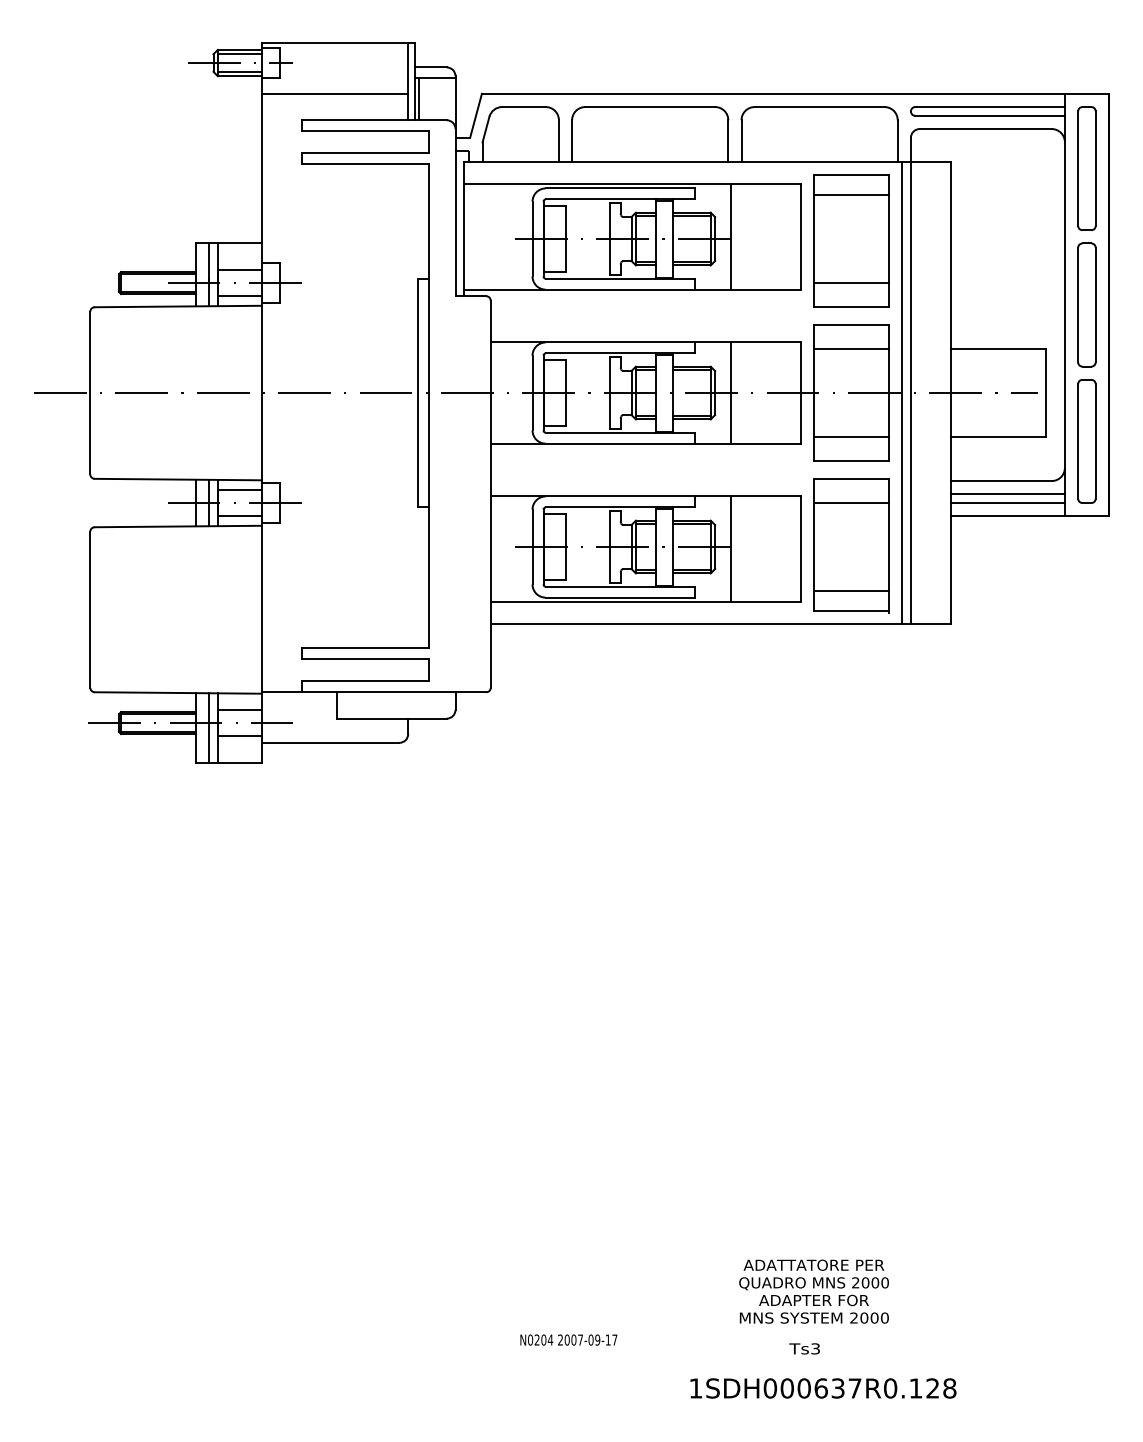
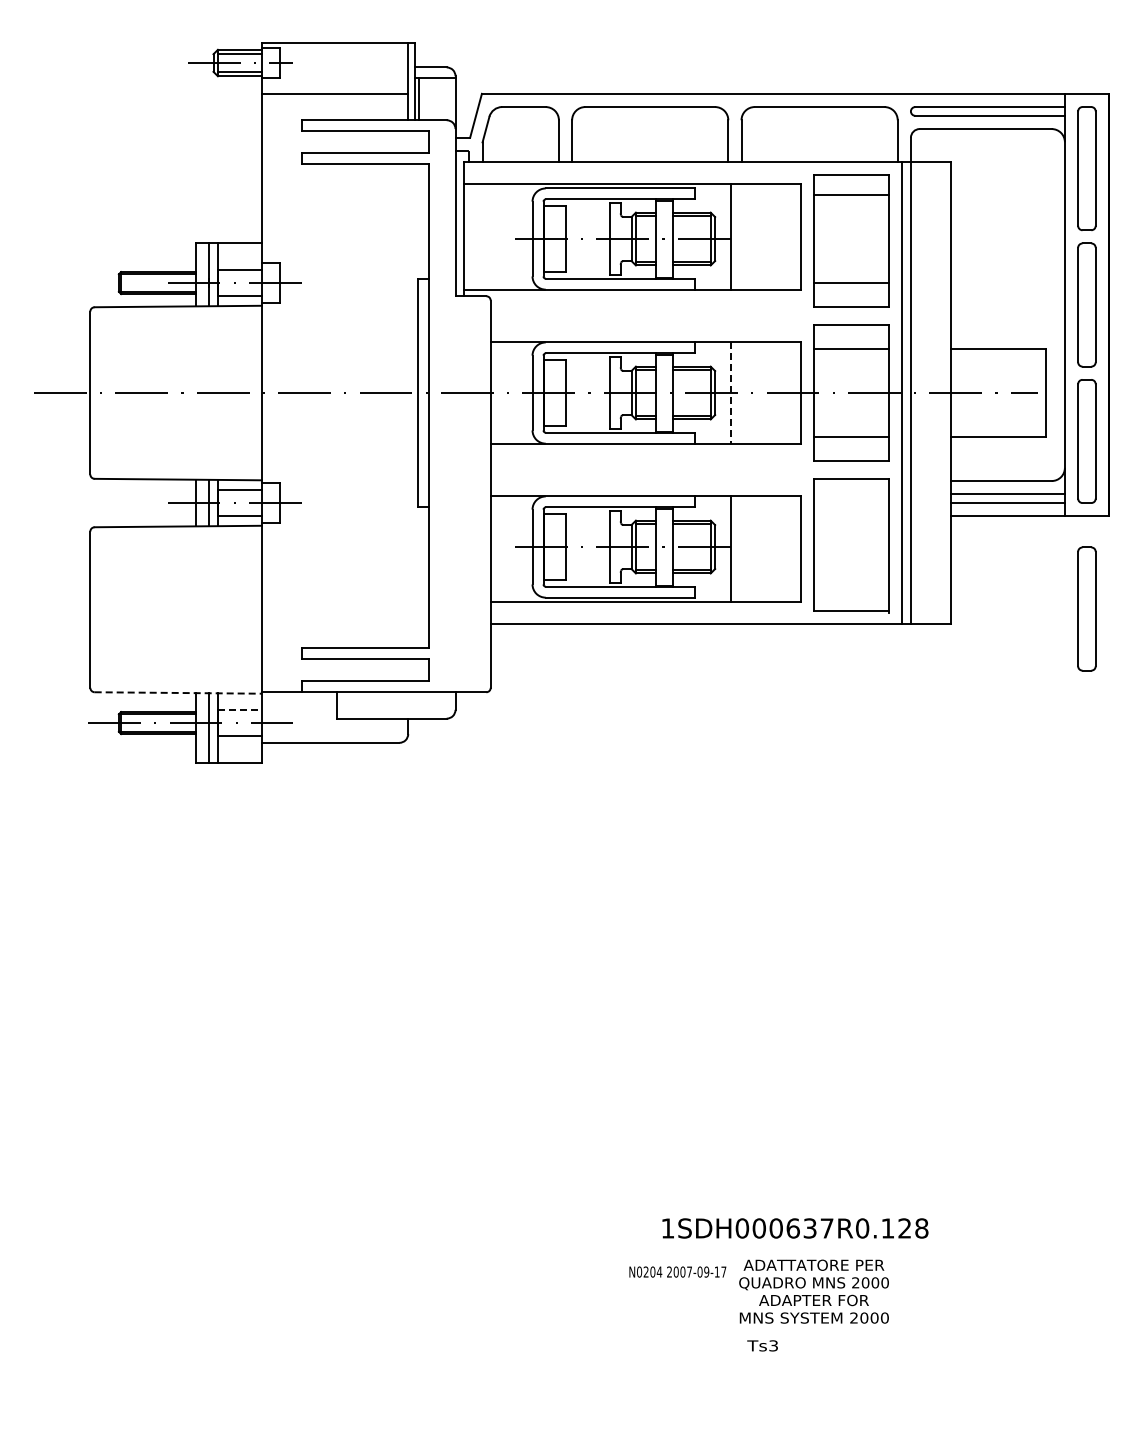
line: solid -> dashed (730, 393)
line: present -> none (851, 503)
line: present -> none (851, 591)
part: none -> present (1086, 608)
line: solid -> dashed (178, 692)
line: solid -> dashed (239, 710)
text position: (568, 1339) -> (677, 1271) (677, 1271)
text position: (804, 1348) -> (762, 1345) (762, 1345)
text position: (823, 1388) -> (795, 1228) (795, 1228)
